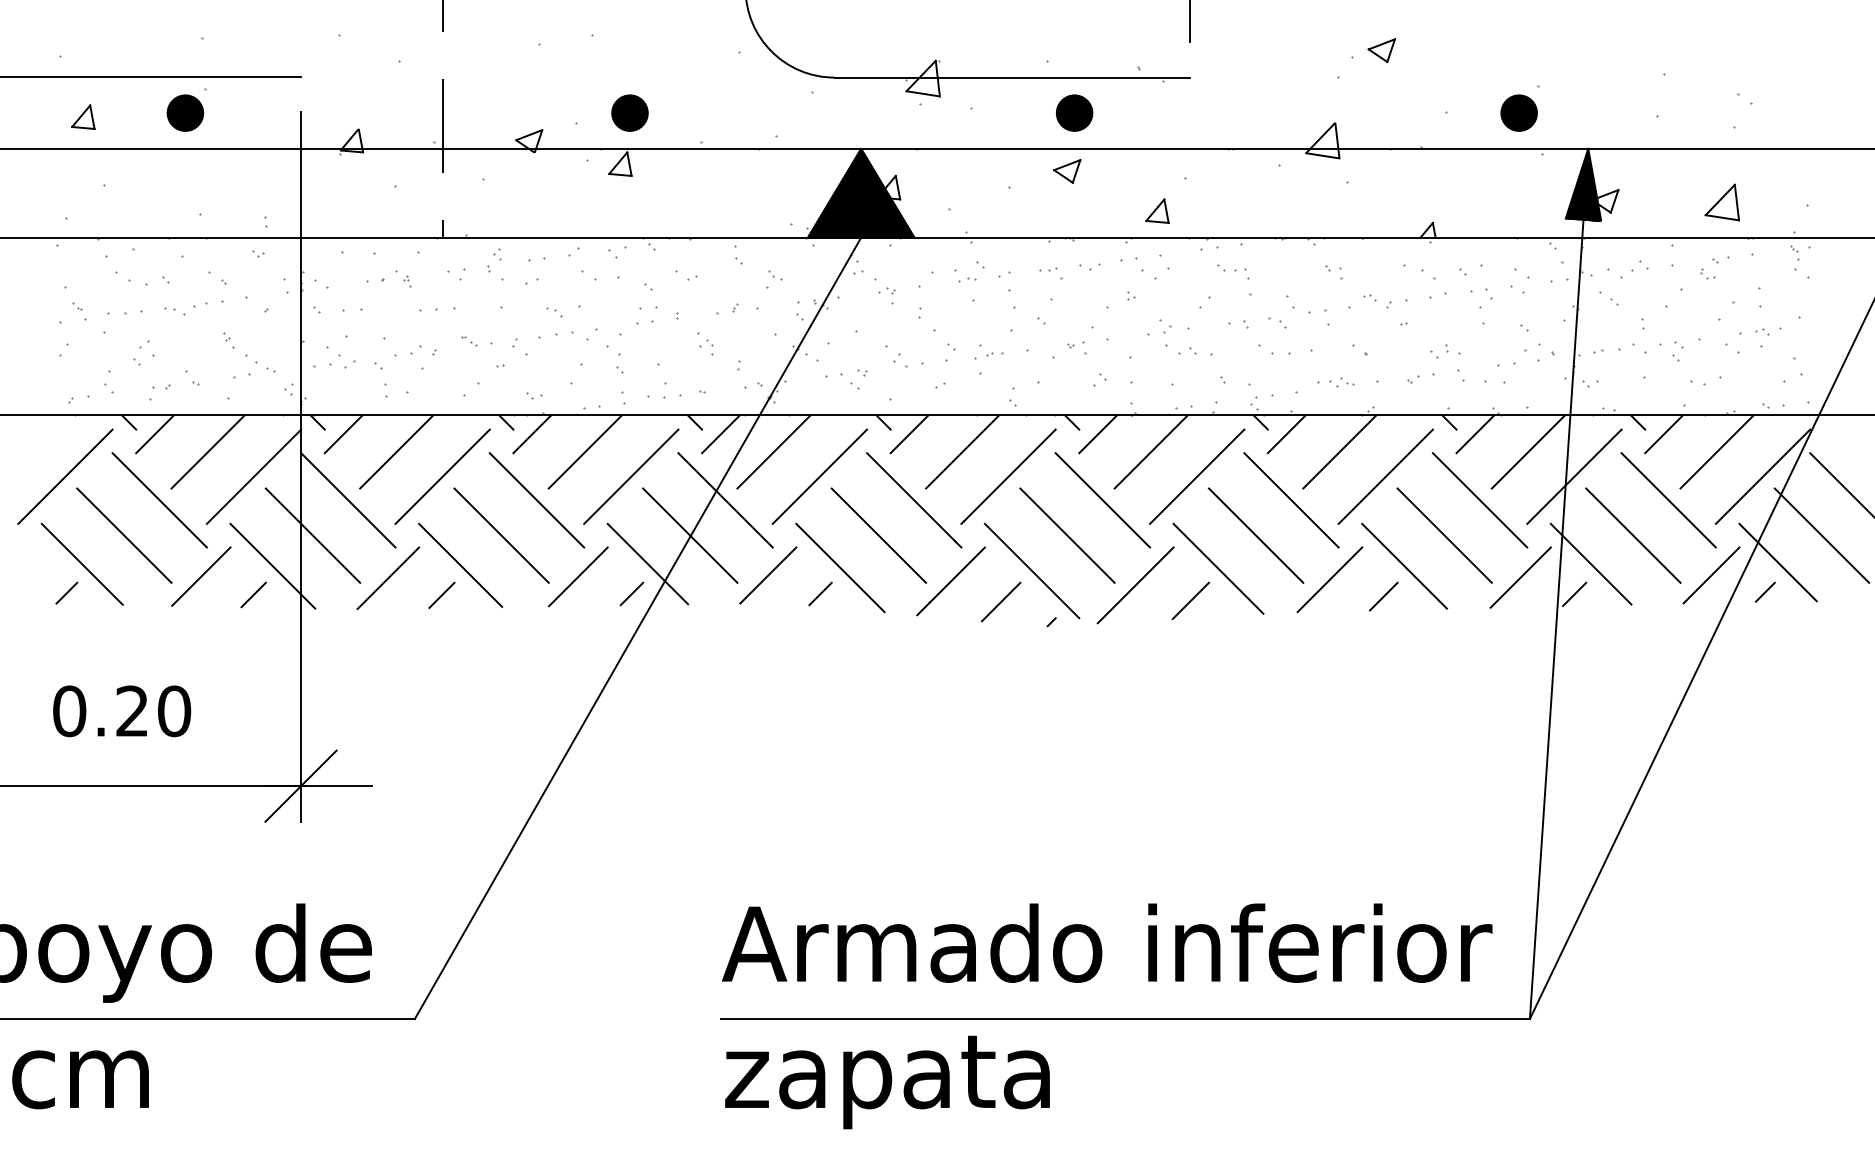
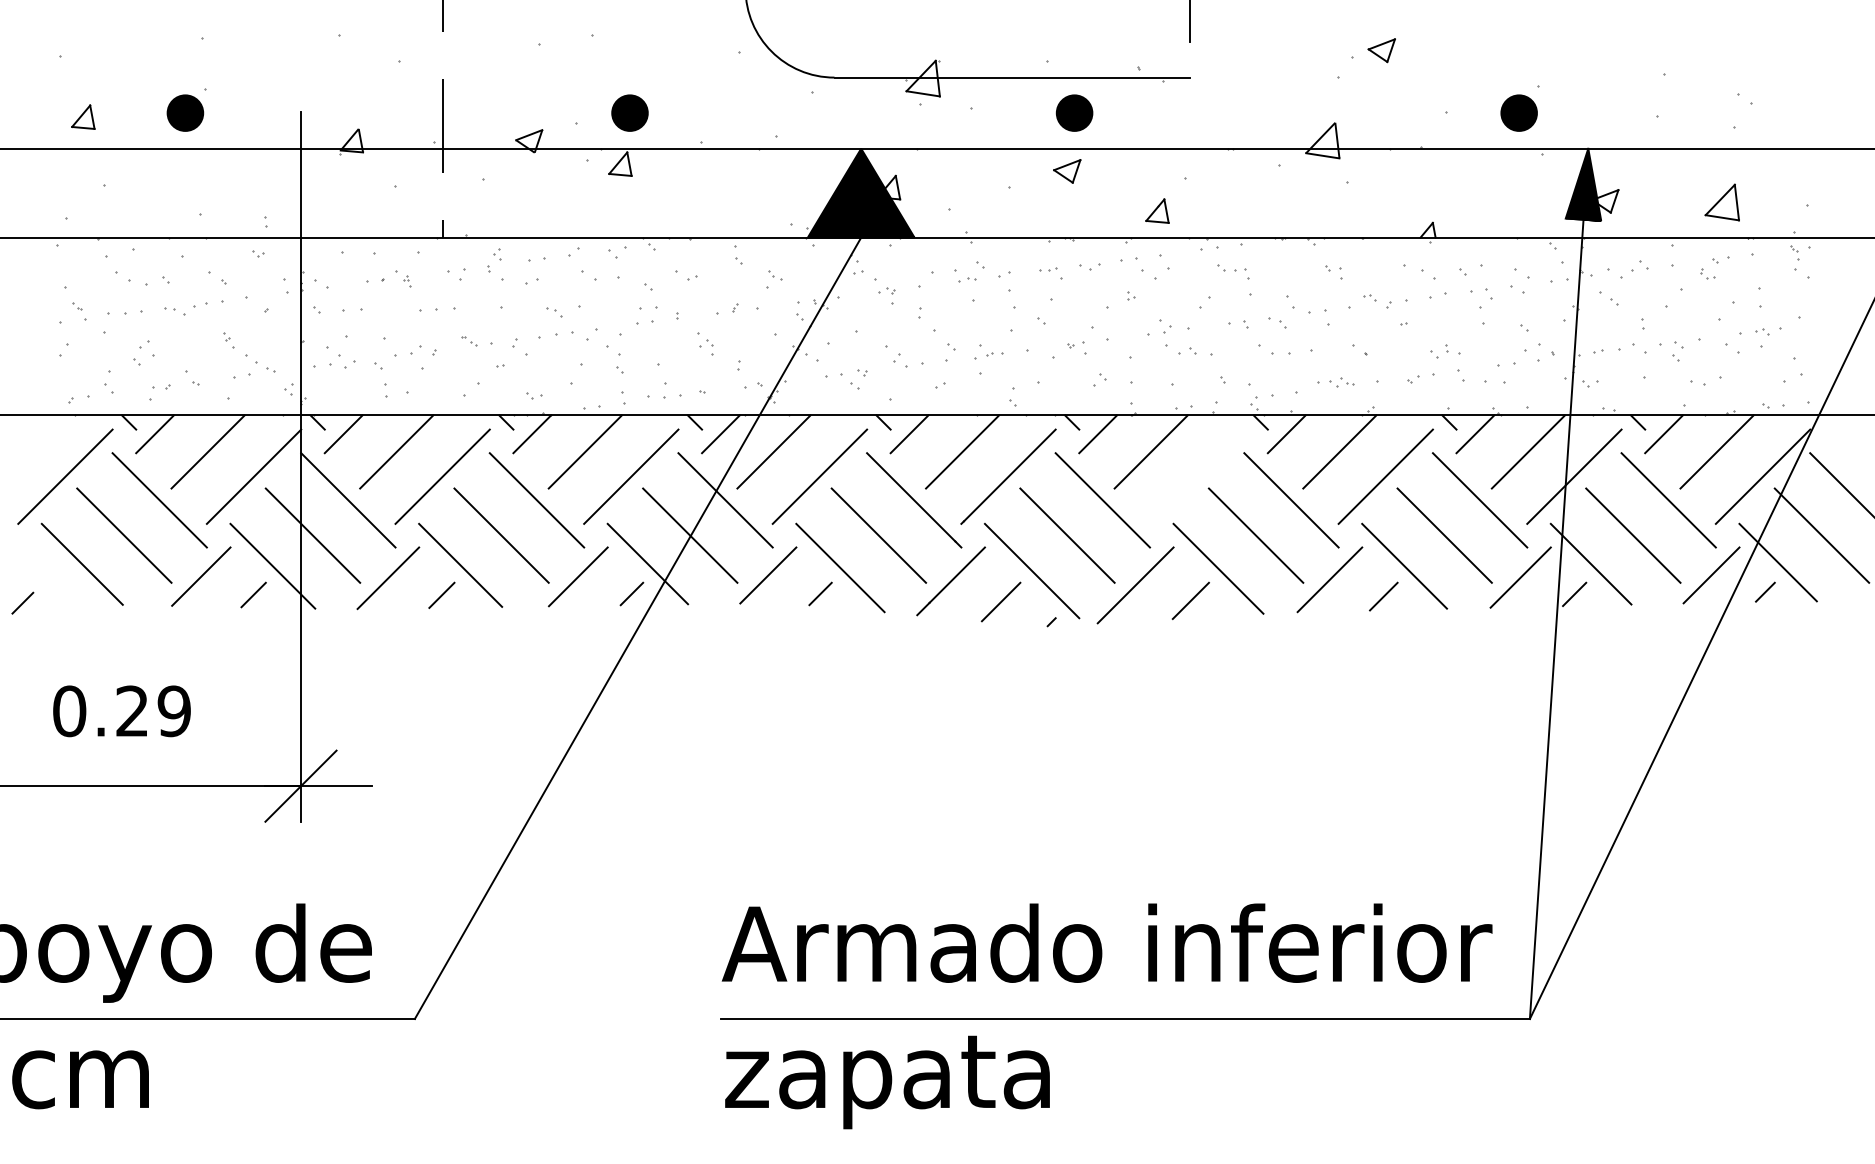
line: present -> none (151, 76)
line: present -> none (1196, 476)
line position: (66, 592) -> (22, 602) (22, 602)
text: 0.20 -> 0.29 (174, 711)
